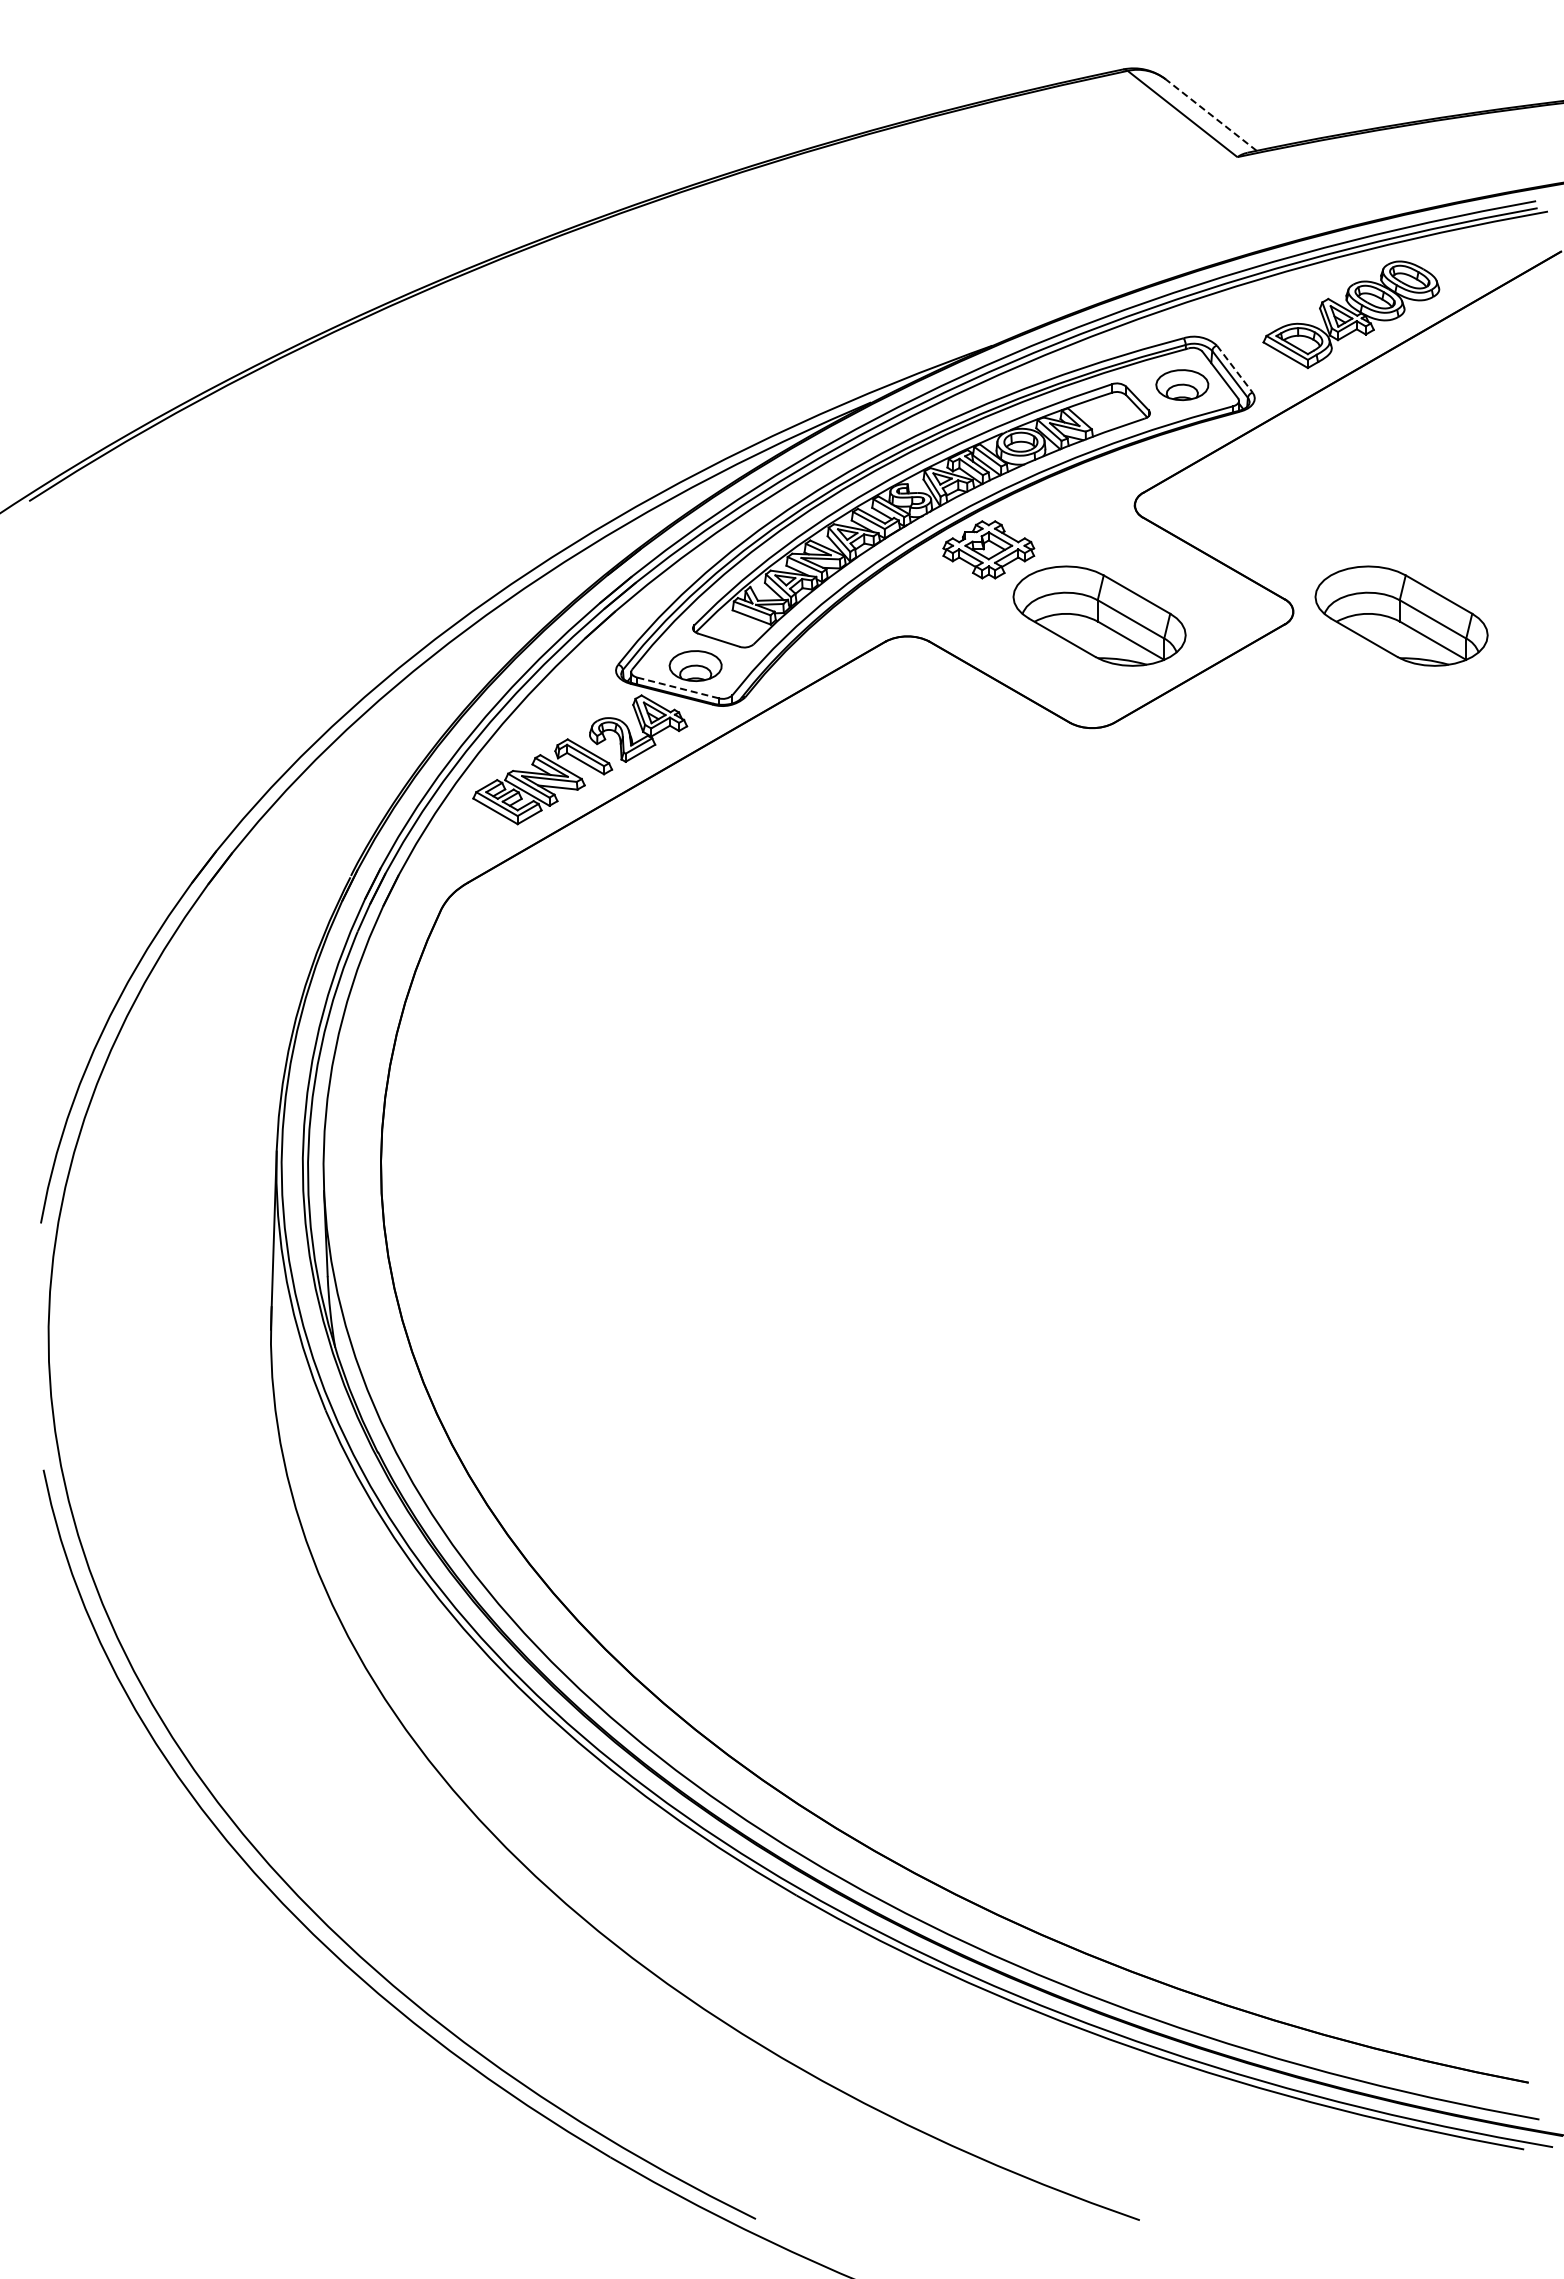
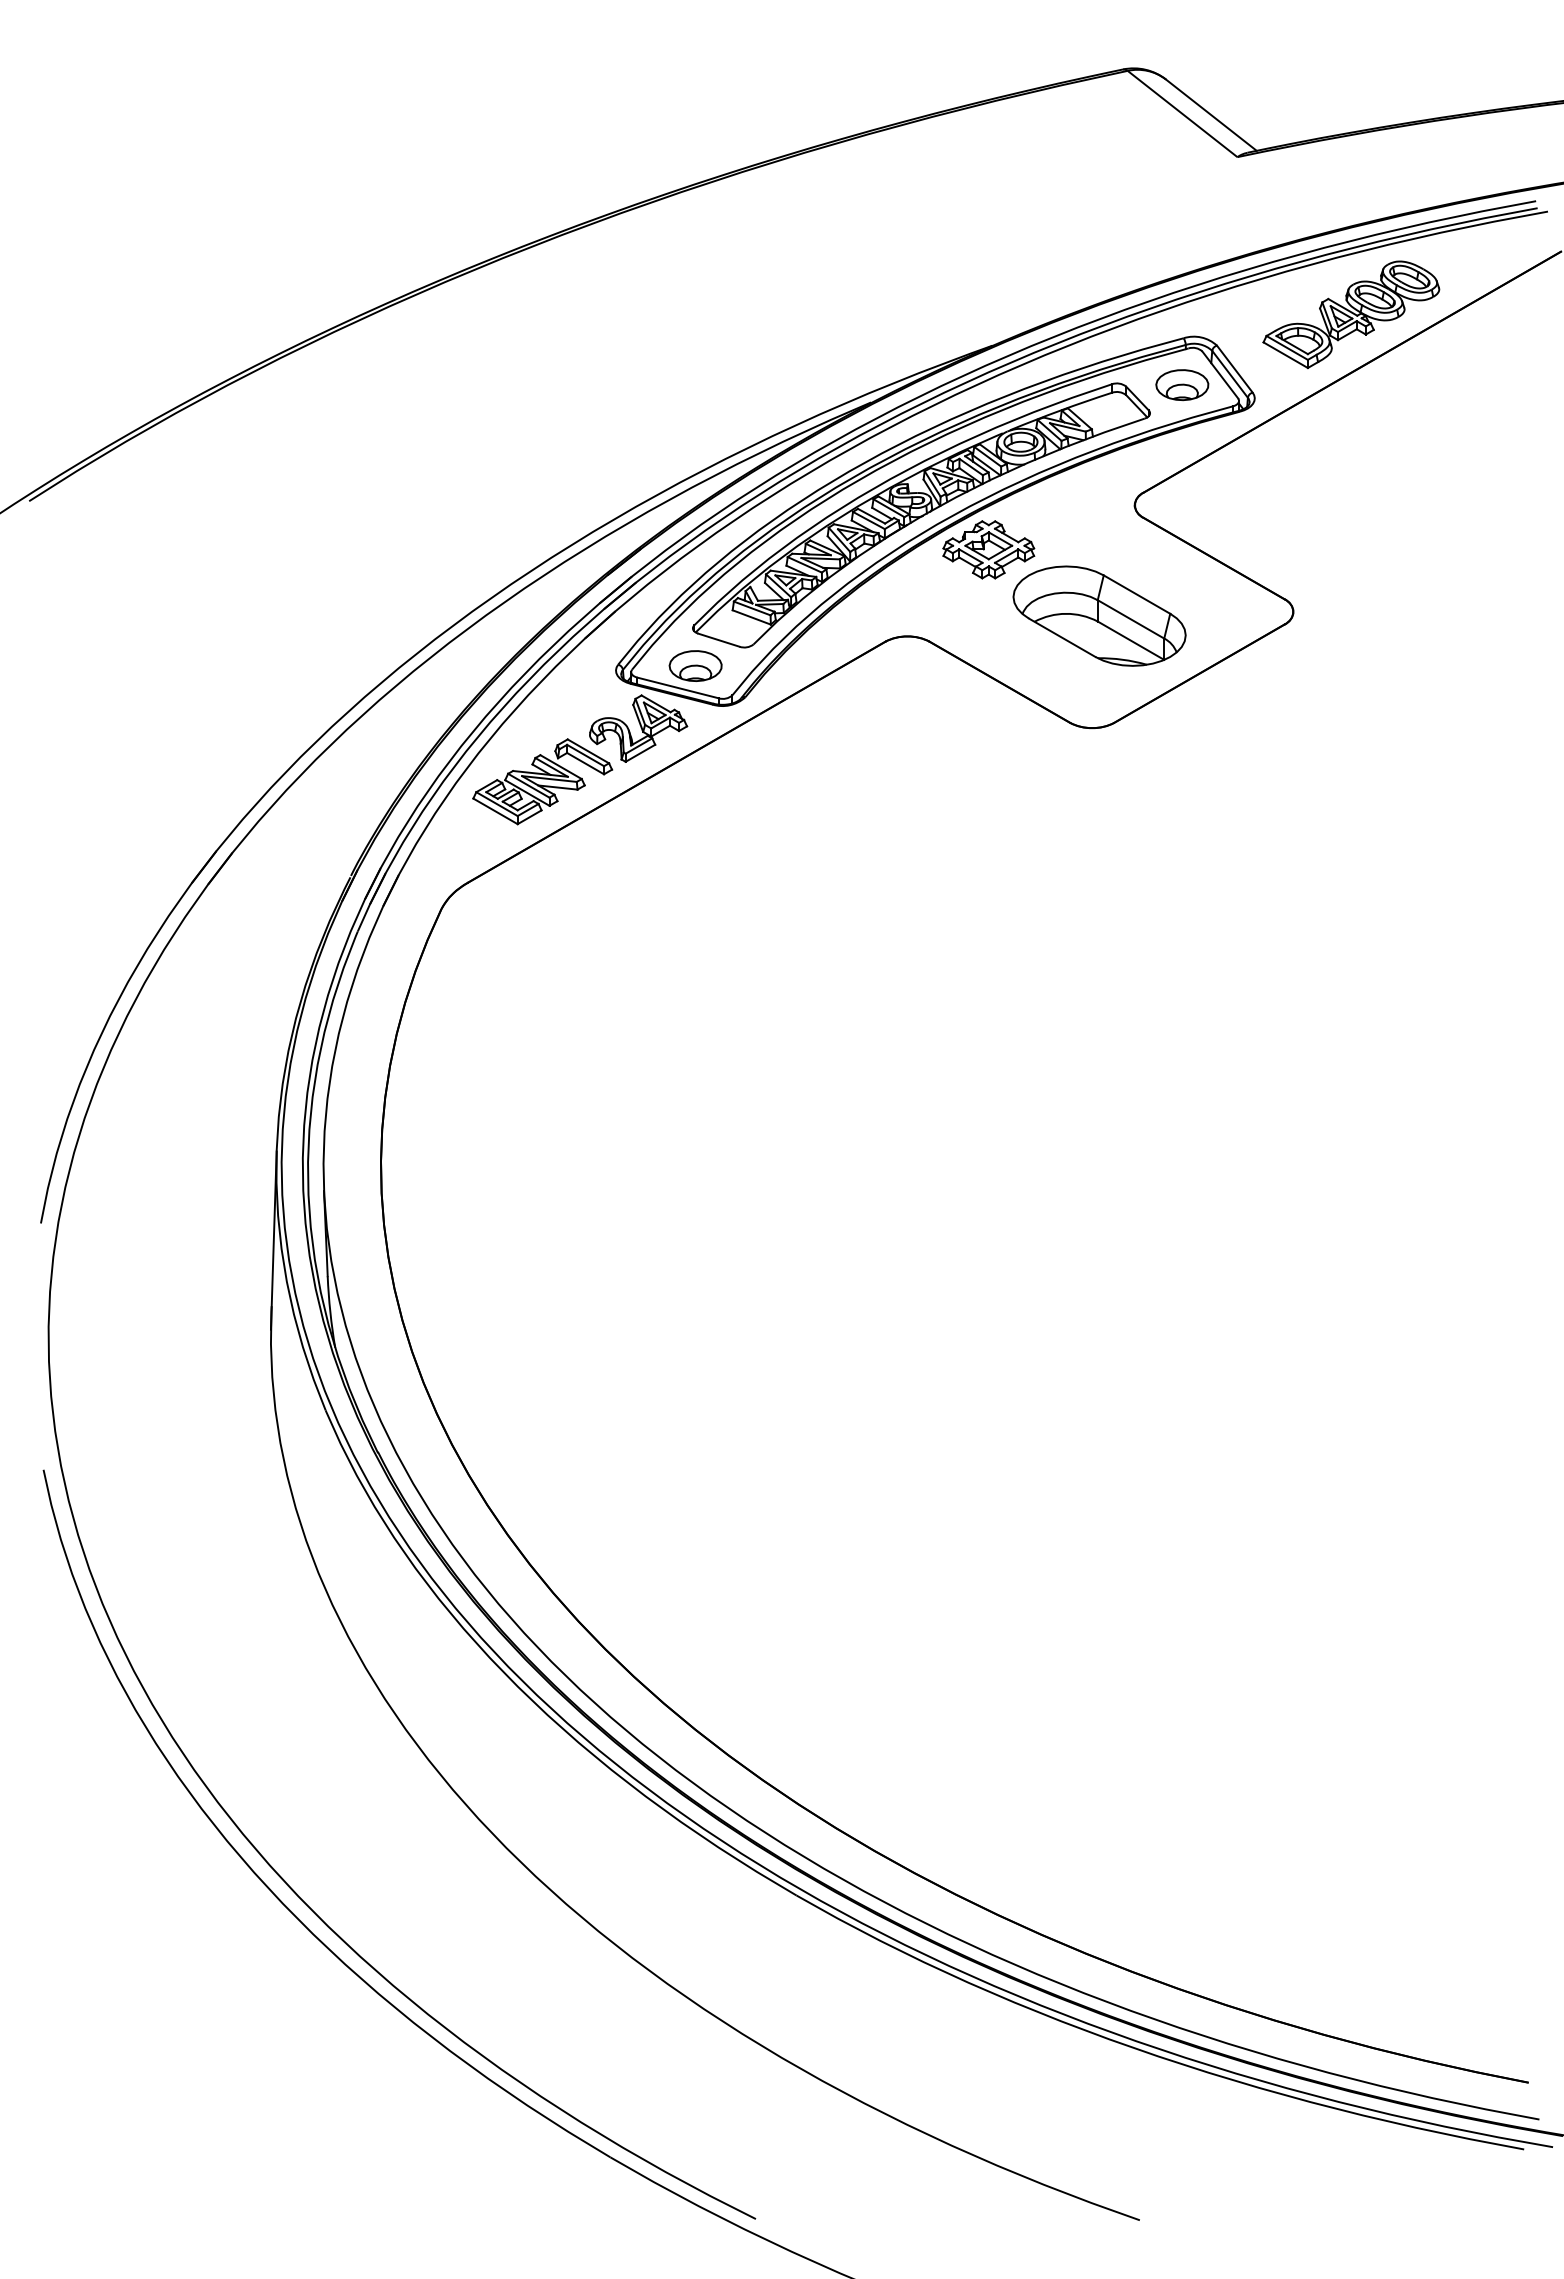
line: dashed -> solid (1211, 115)
line: dashed -> solid (1235, 369)
part: present -> none (1401, 615)
line: dashed -> solid (678, 687)
